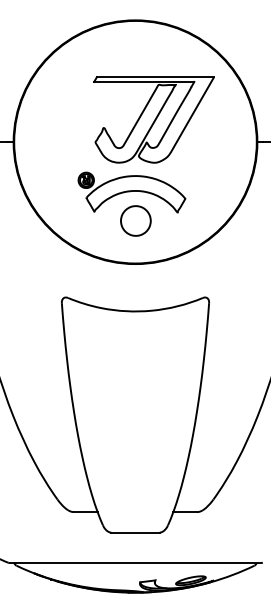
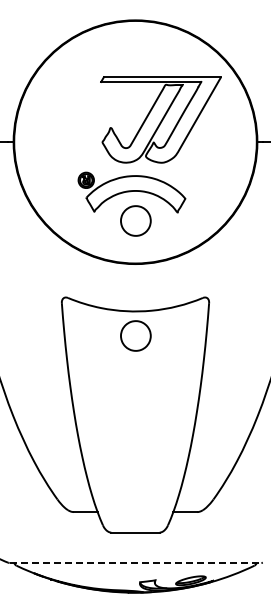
part position: (153, 119) -> (160, 119) (160, 119)
part: none -> present (135, 335)
line: solid -> dashed (135, 562)
